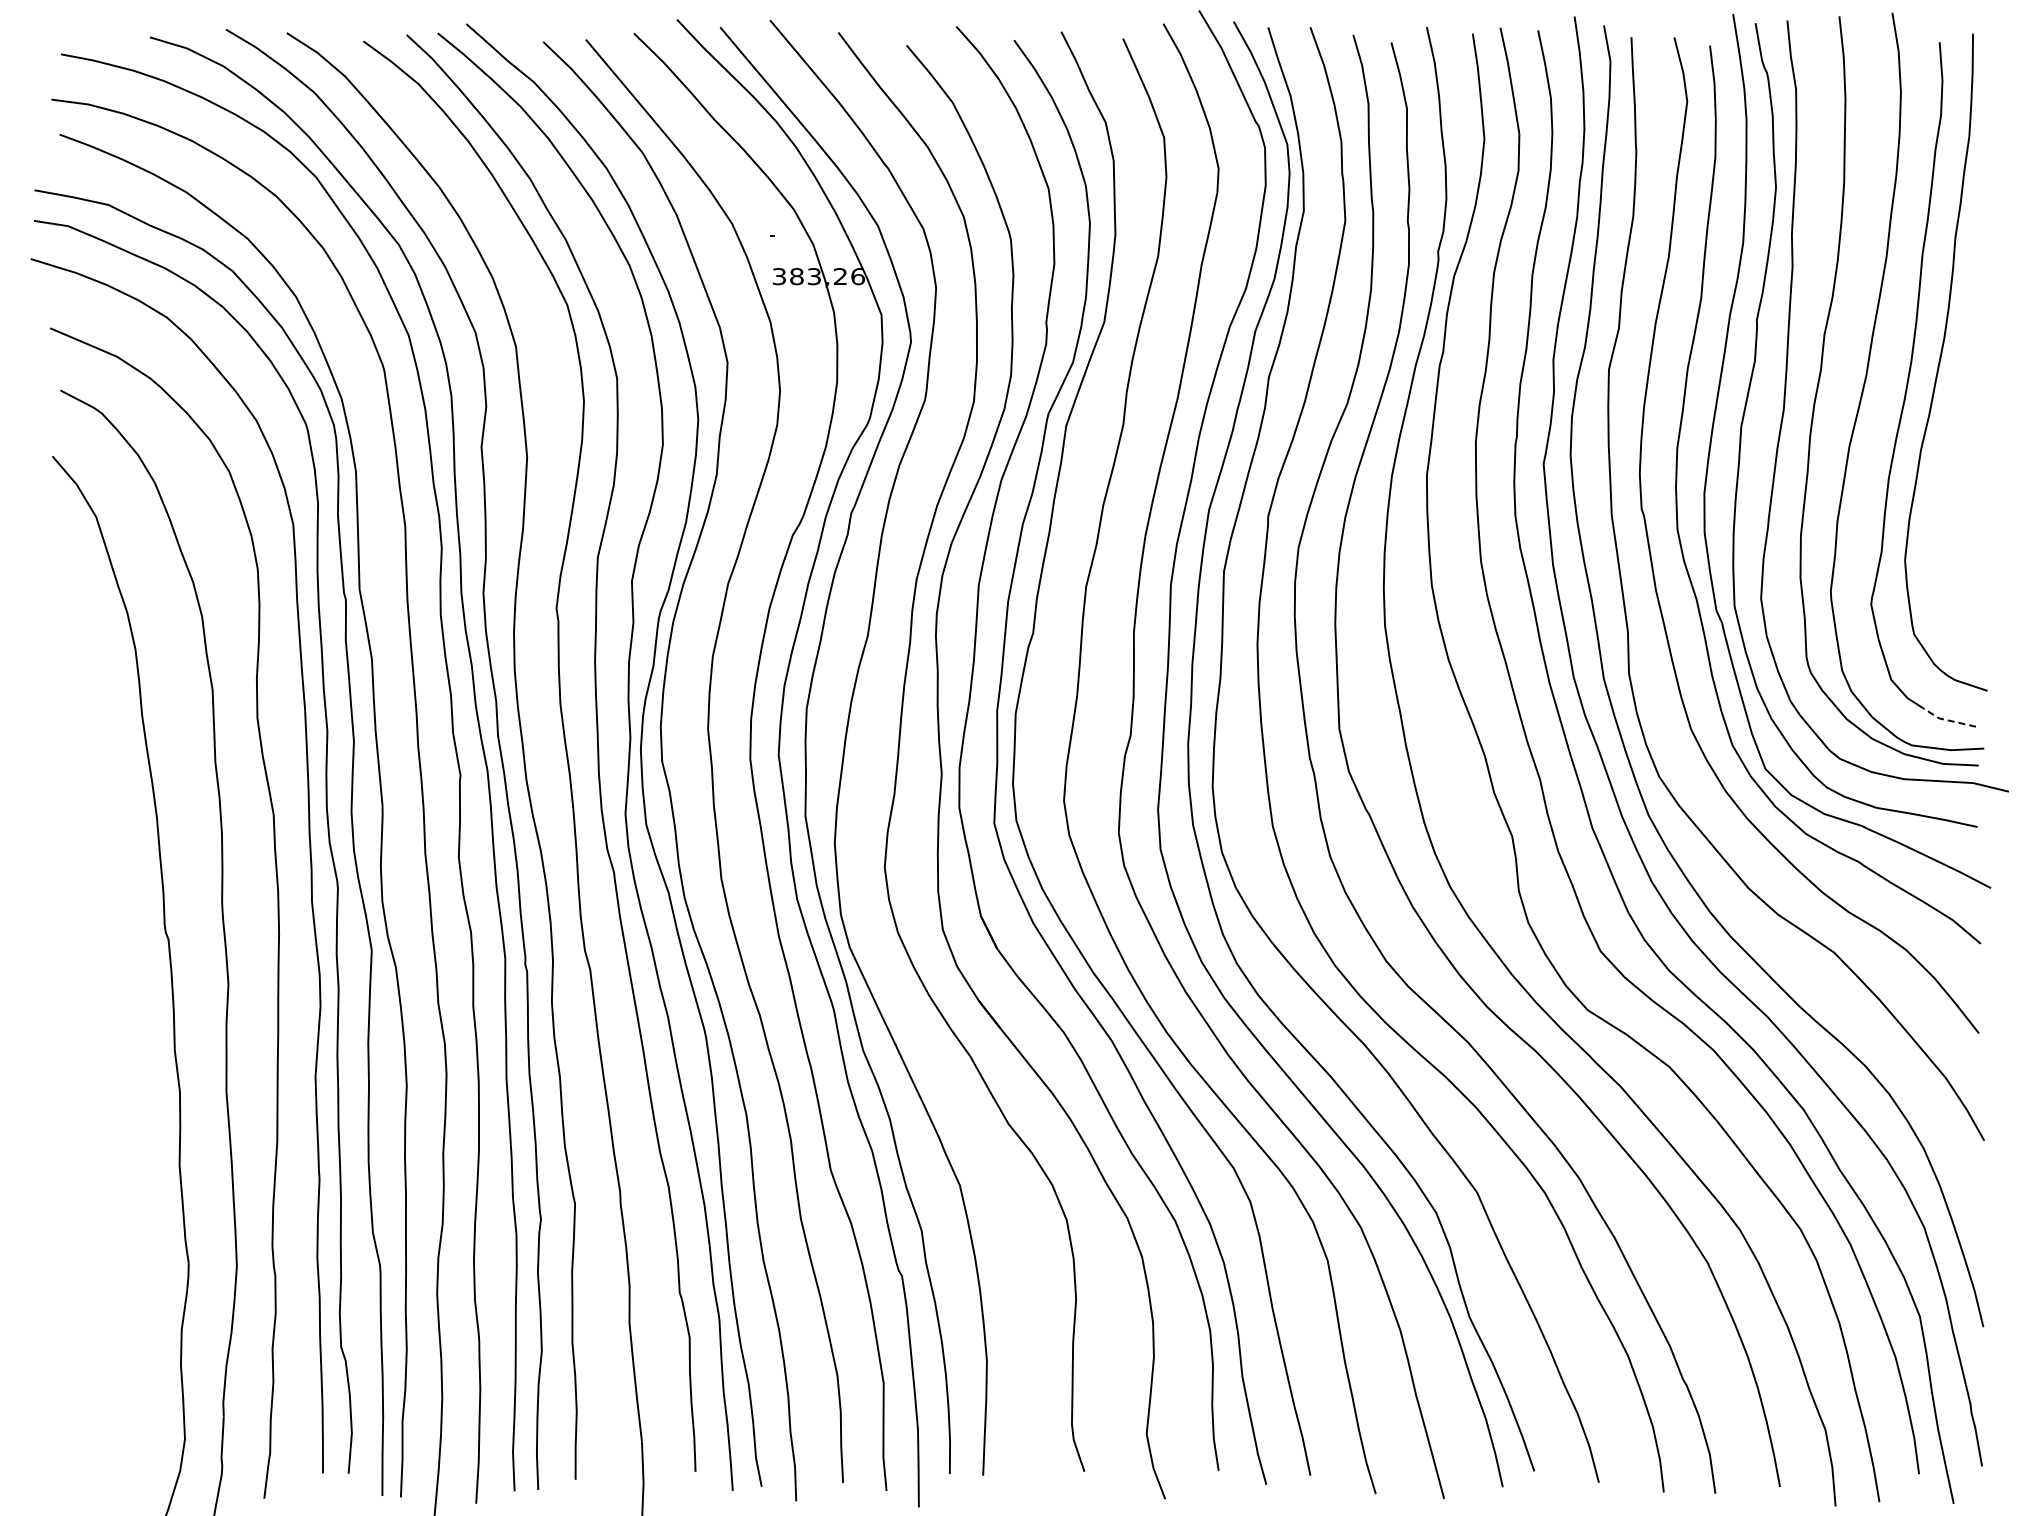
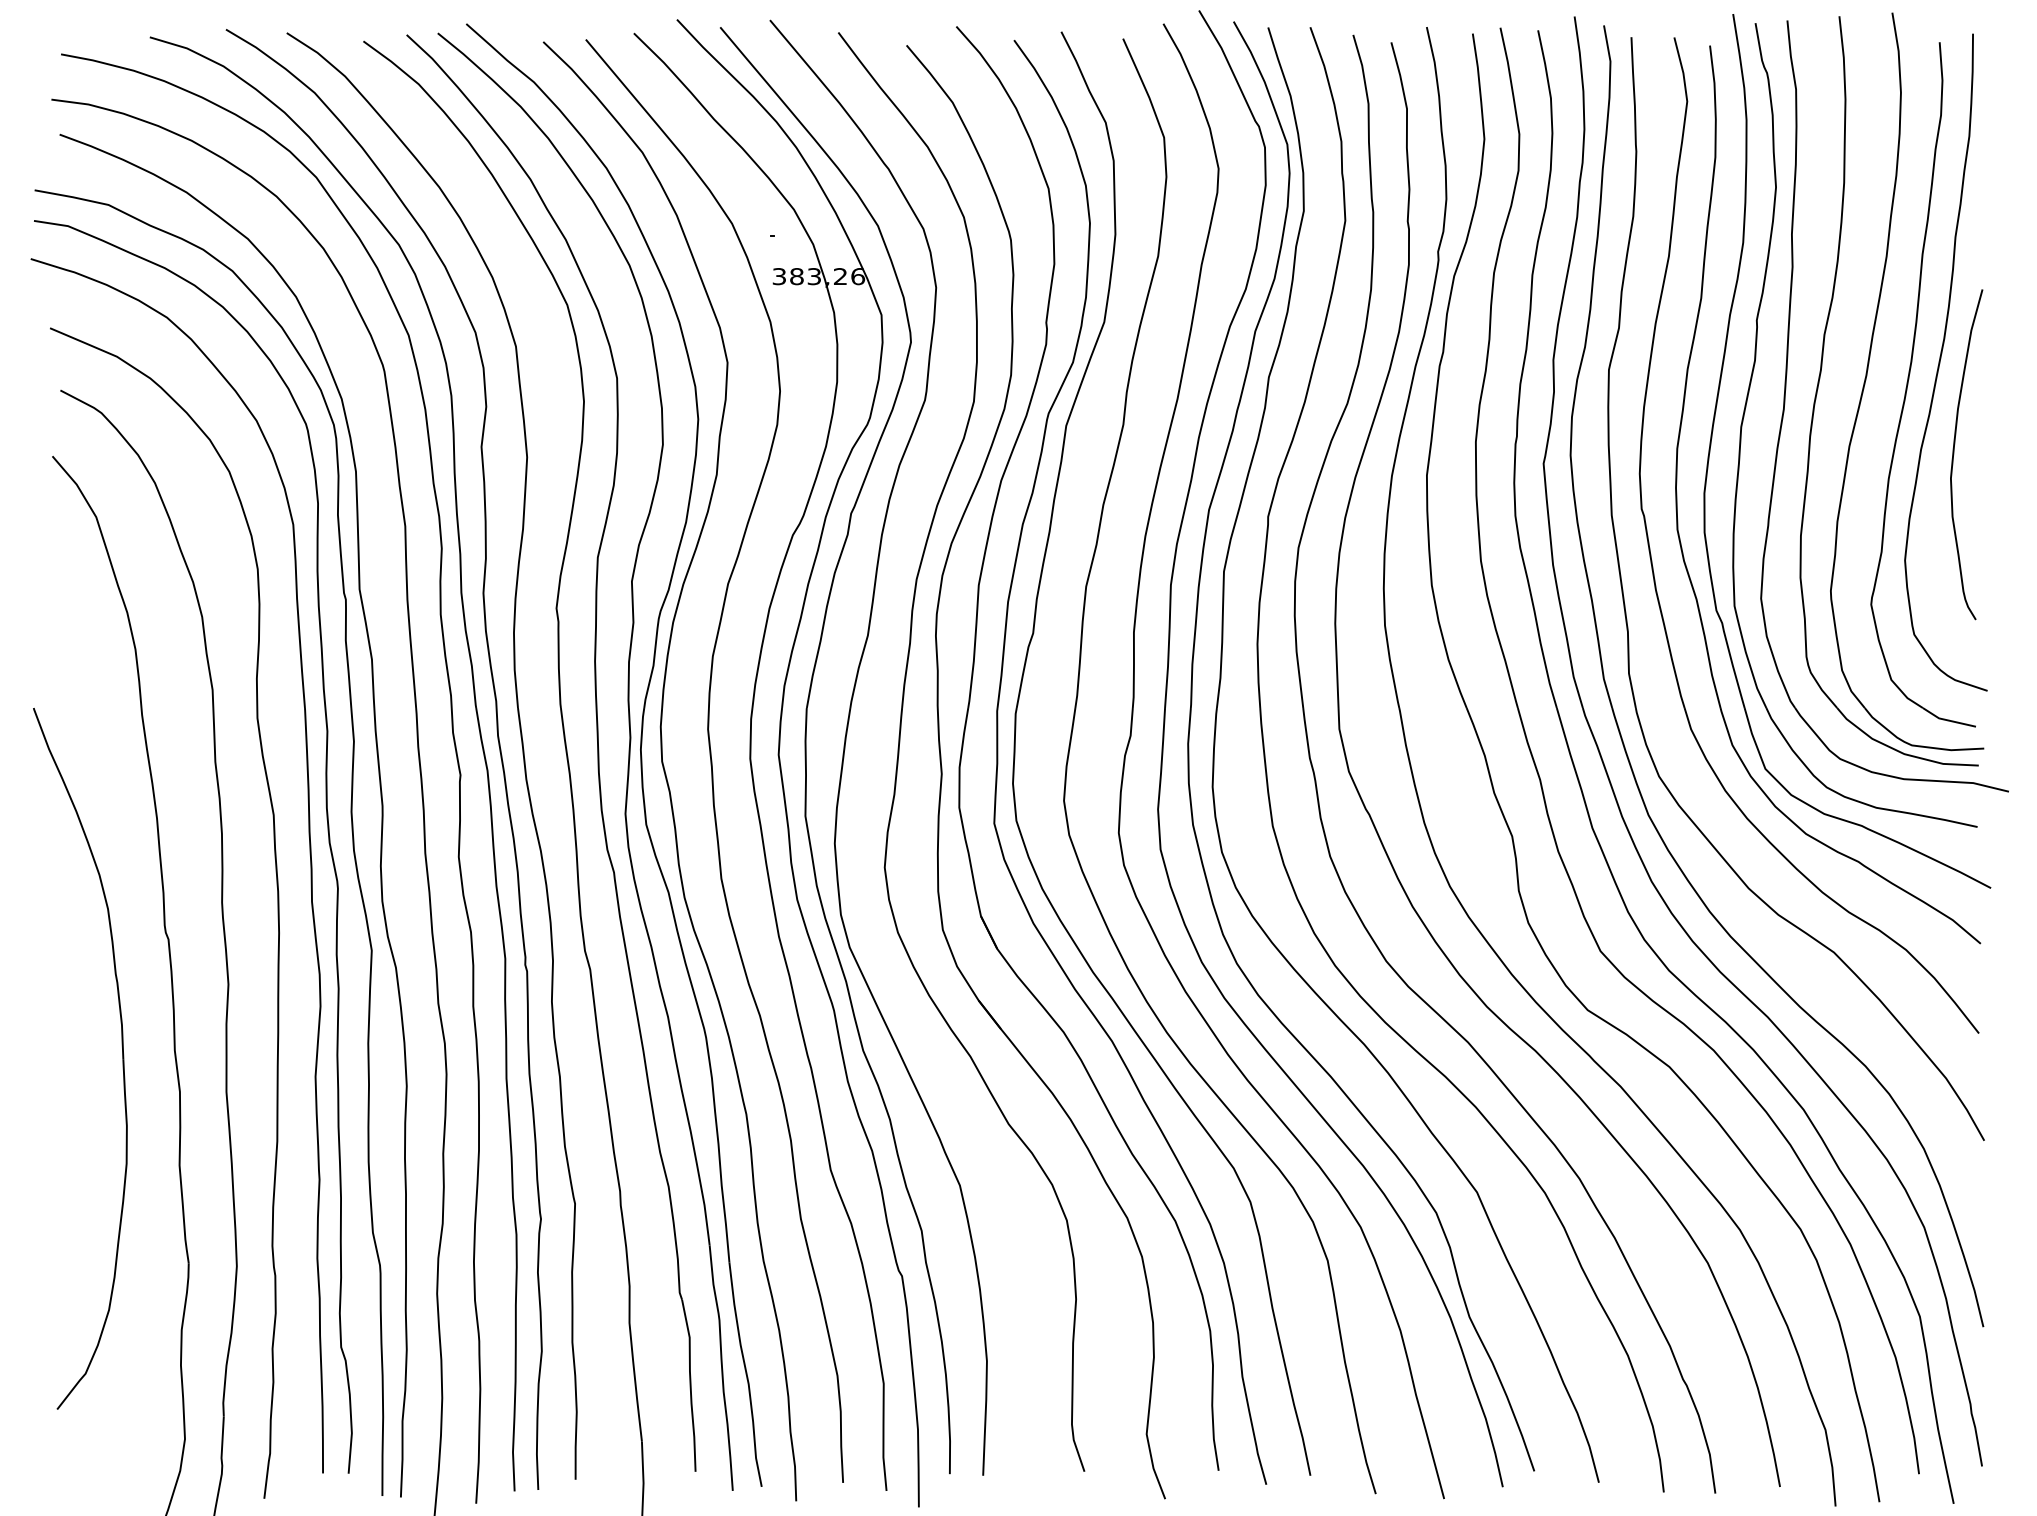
curve: none -> present (1954, 454)
line: dashed -> solid (1946, 720)
part: none -> present (122, 1058)
